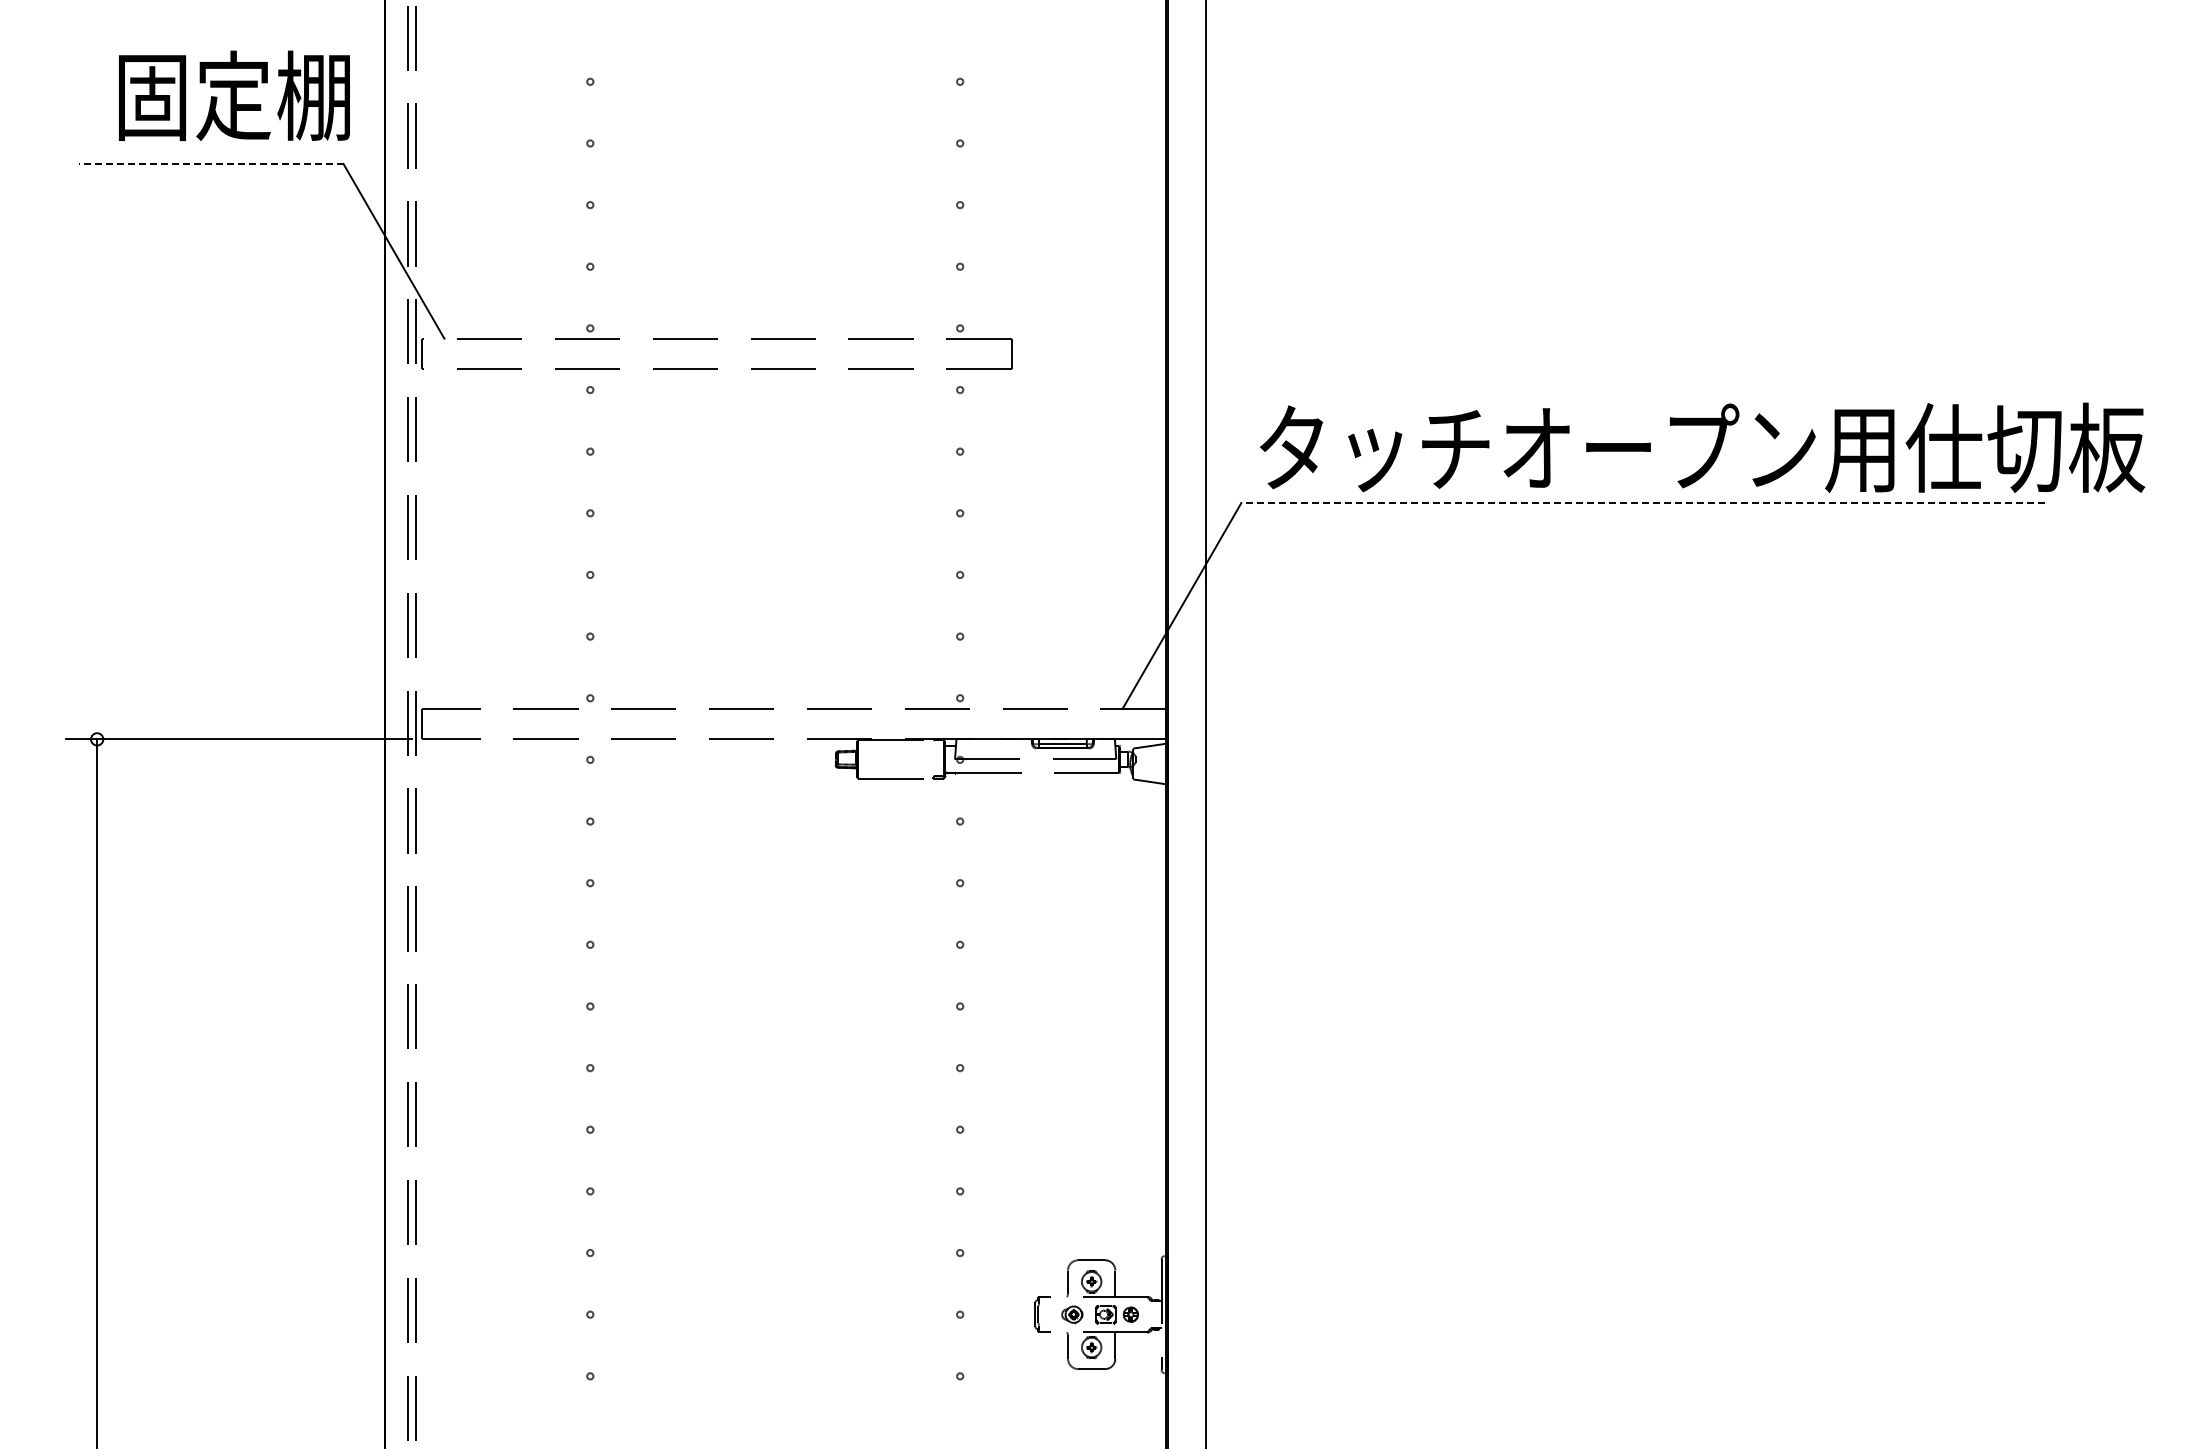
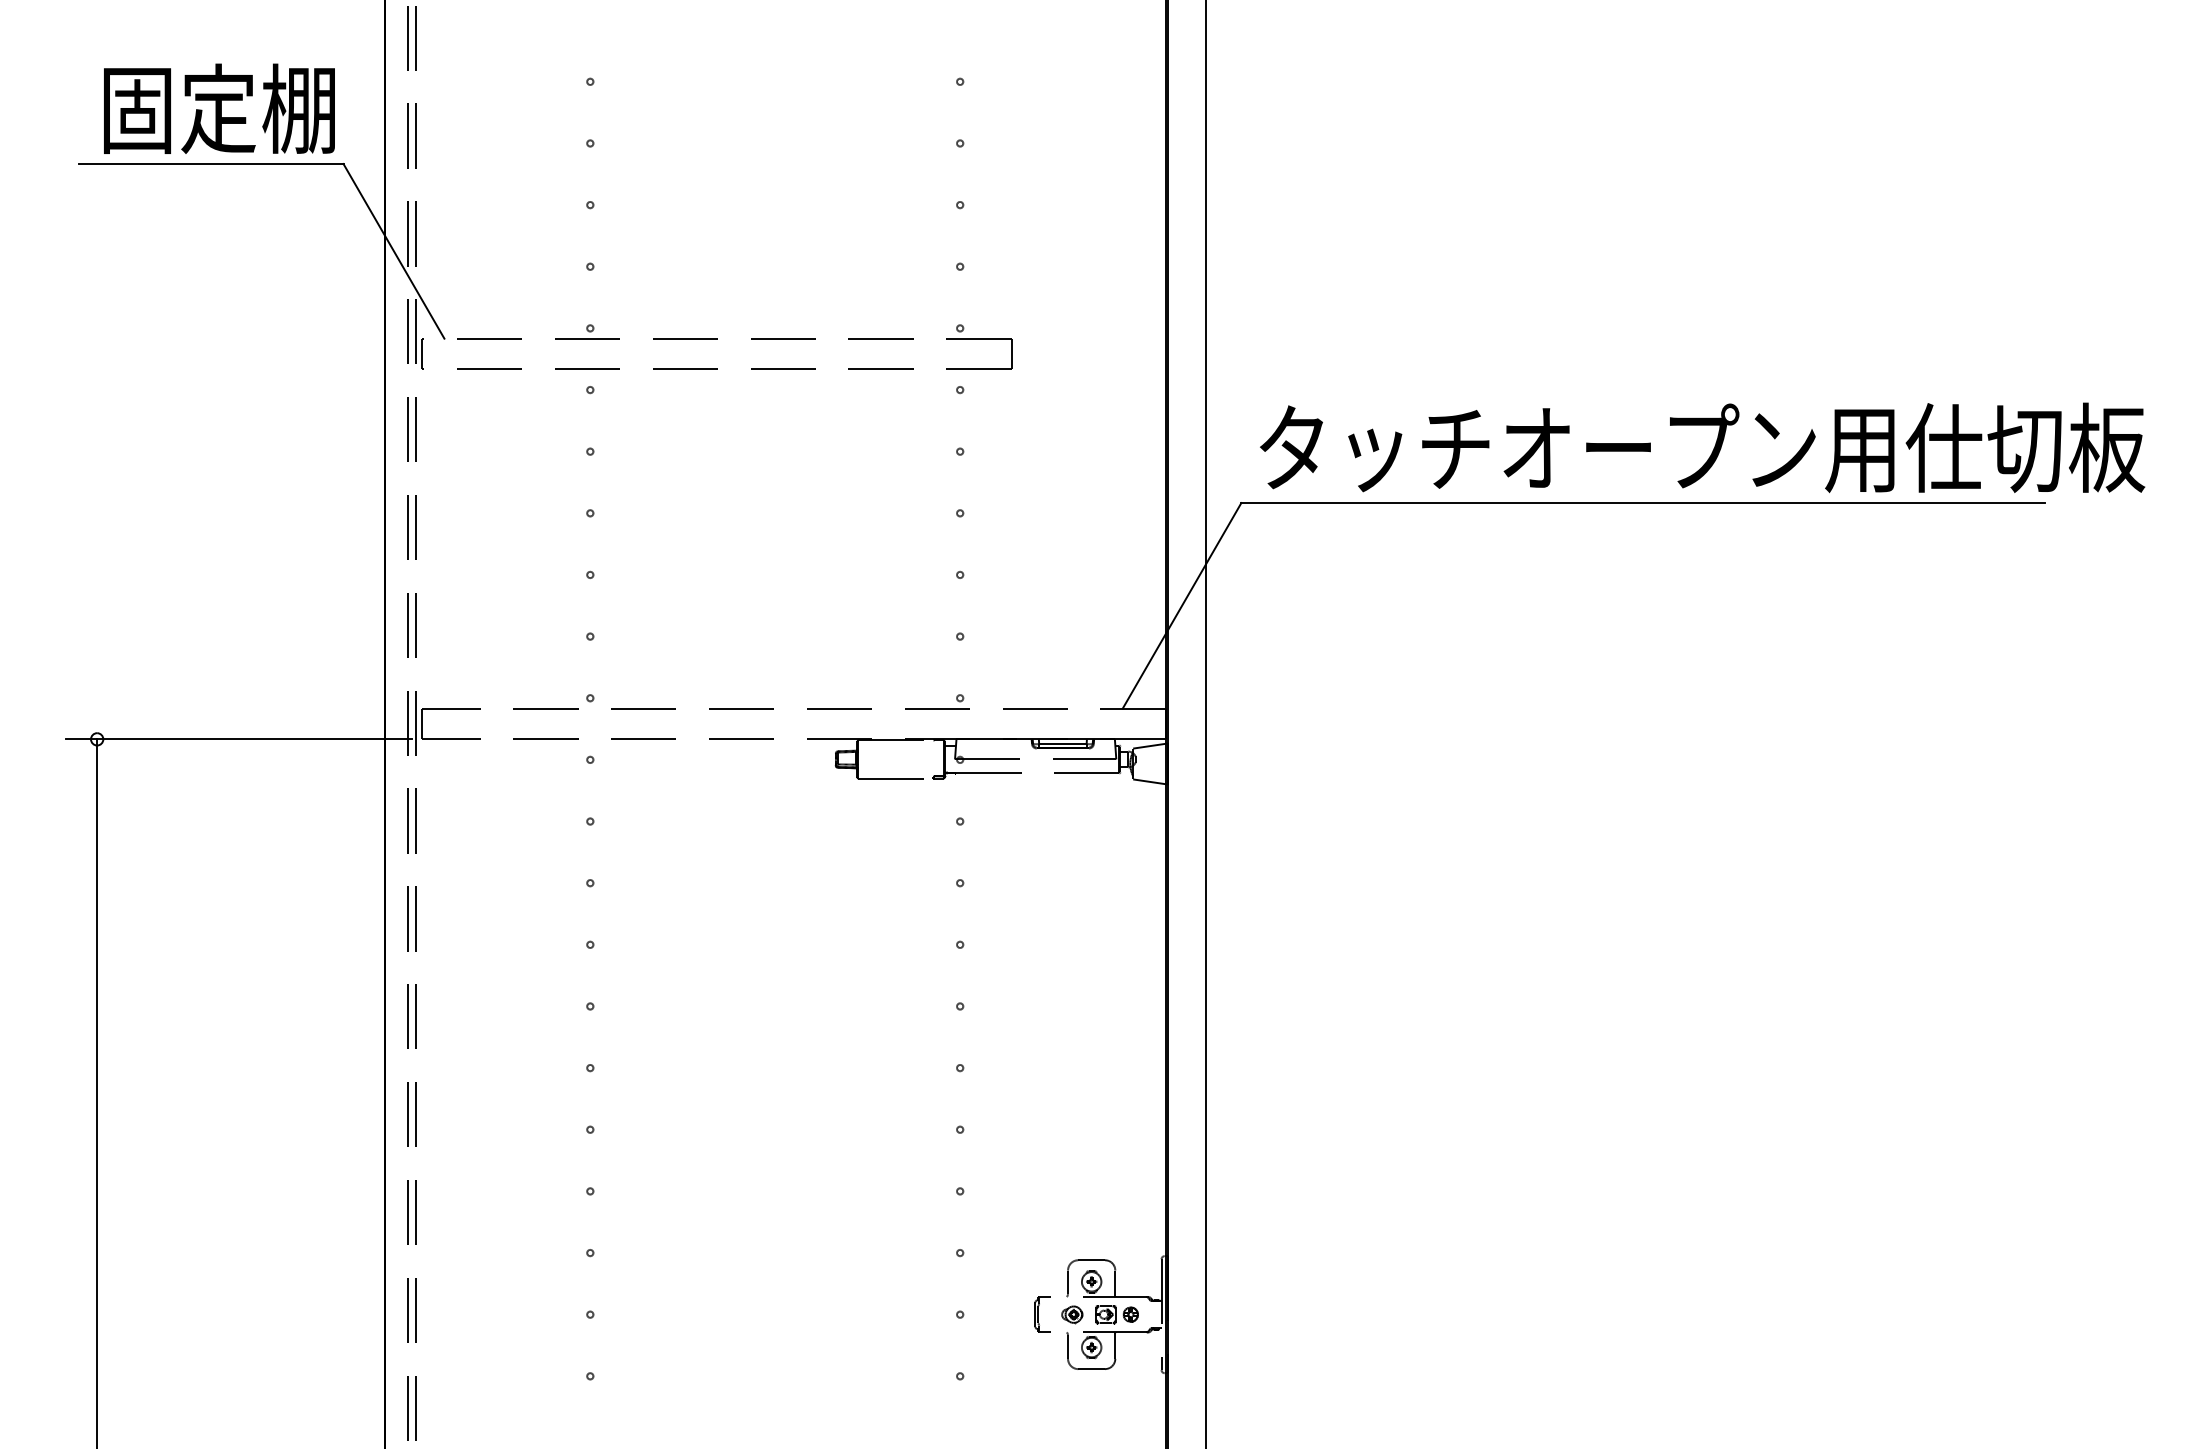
text position: (234, 95) -> (219, 108) (219, 108)
line: dashed -> solid (210, 164)
line: dashed -> solid (1643, 503)
